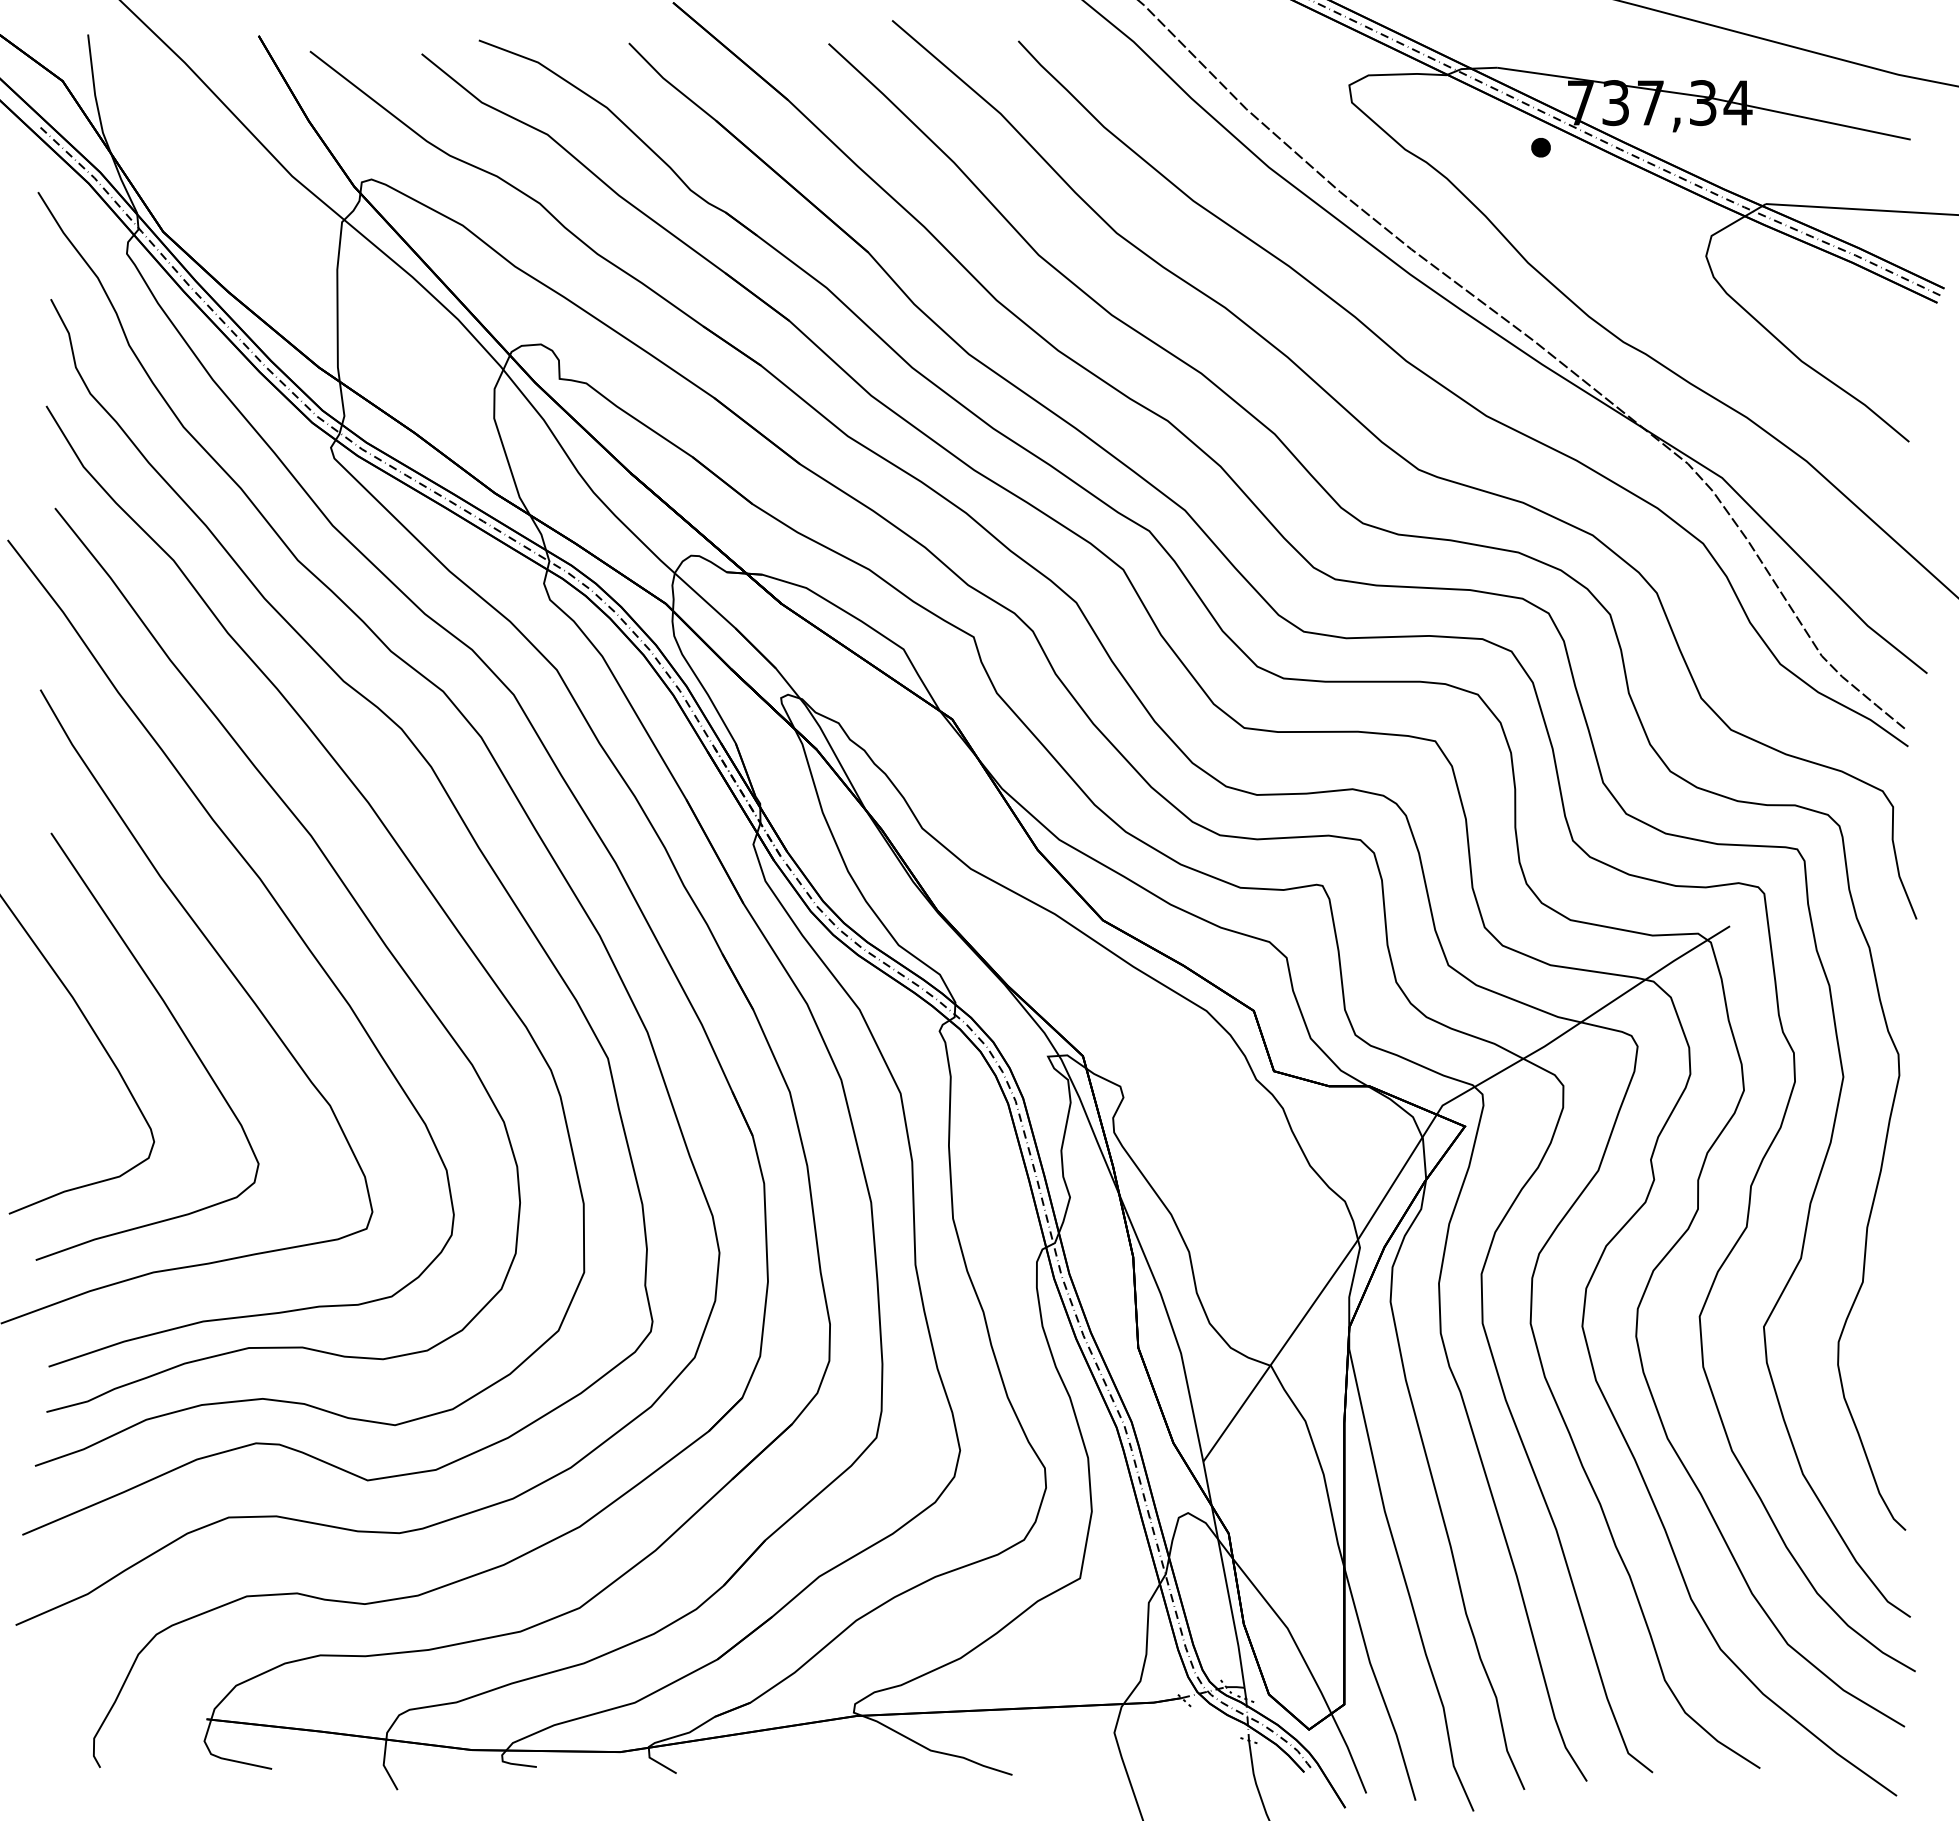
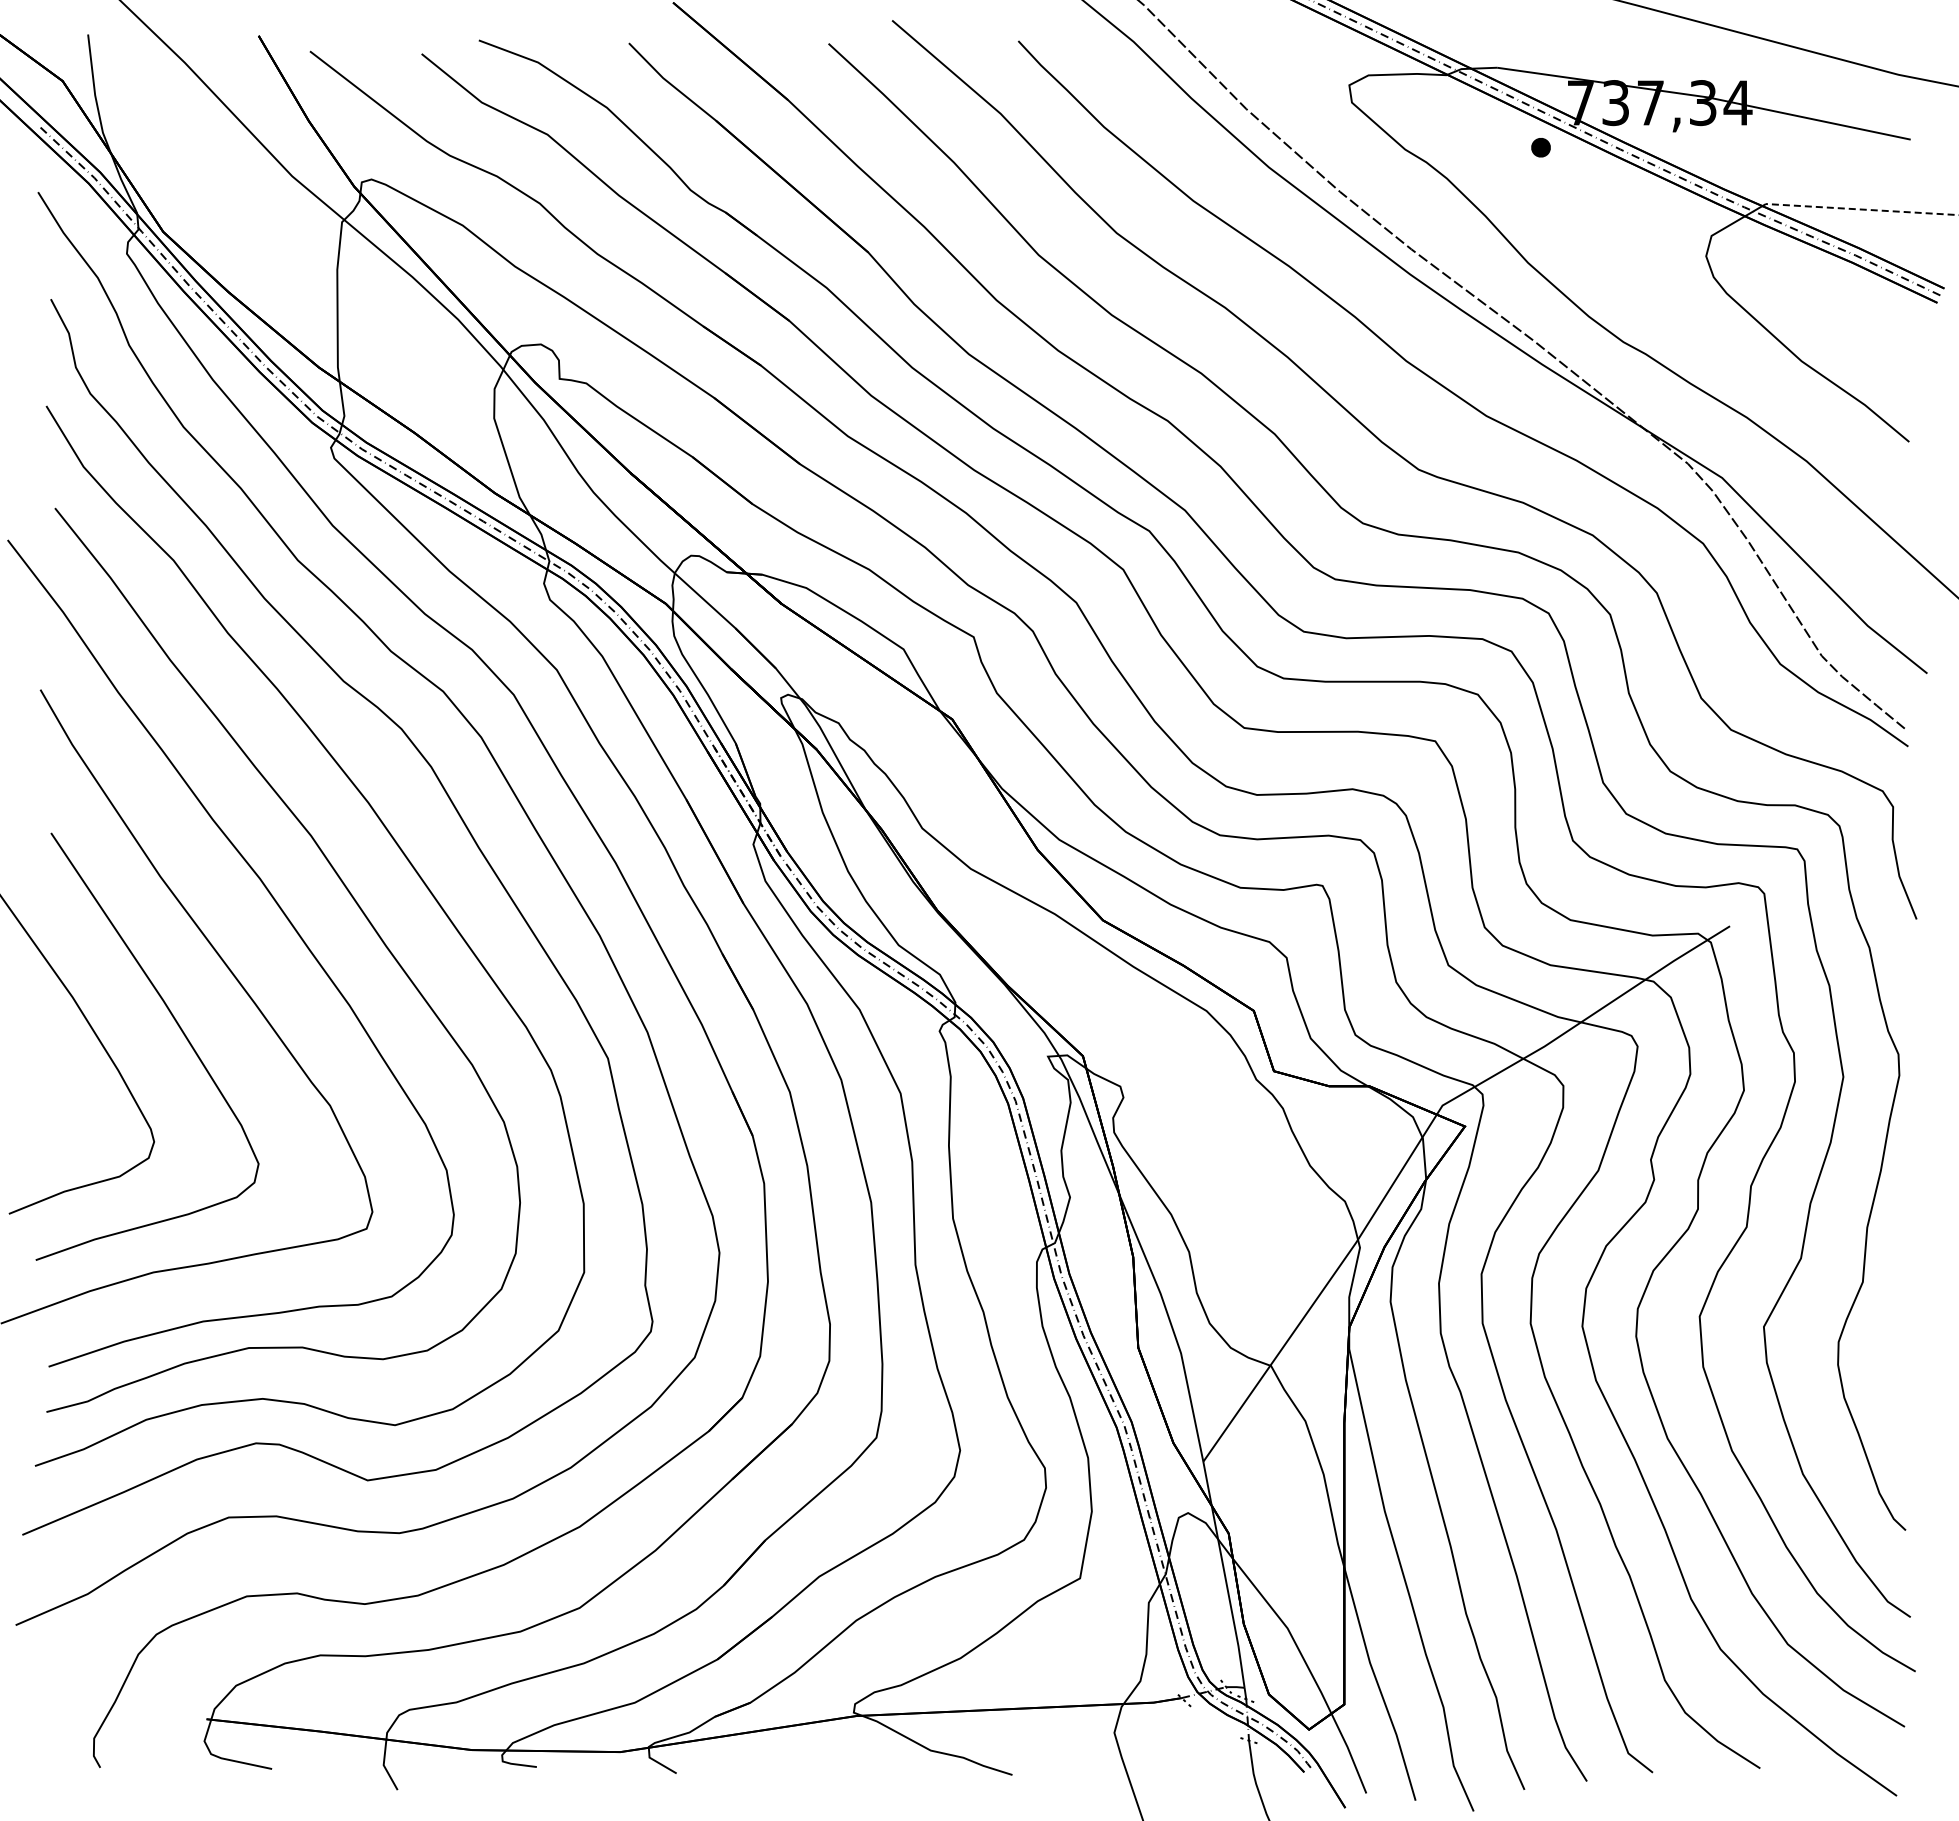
line: solid -> dashed (1861, 209)
